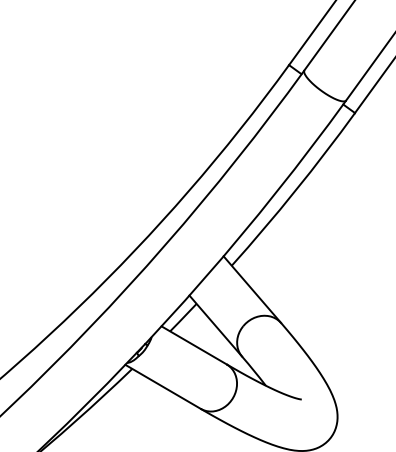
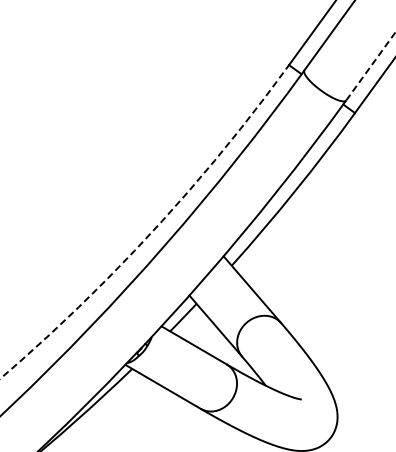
line: solid -> dashed (370, 66)
arc: solid -> dashed (154, 229)
